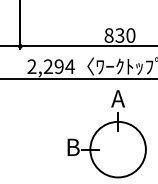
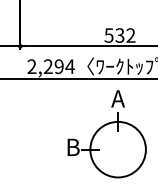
text: 830 -> 532 (119, 35)
